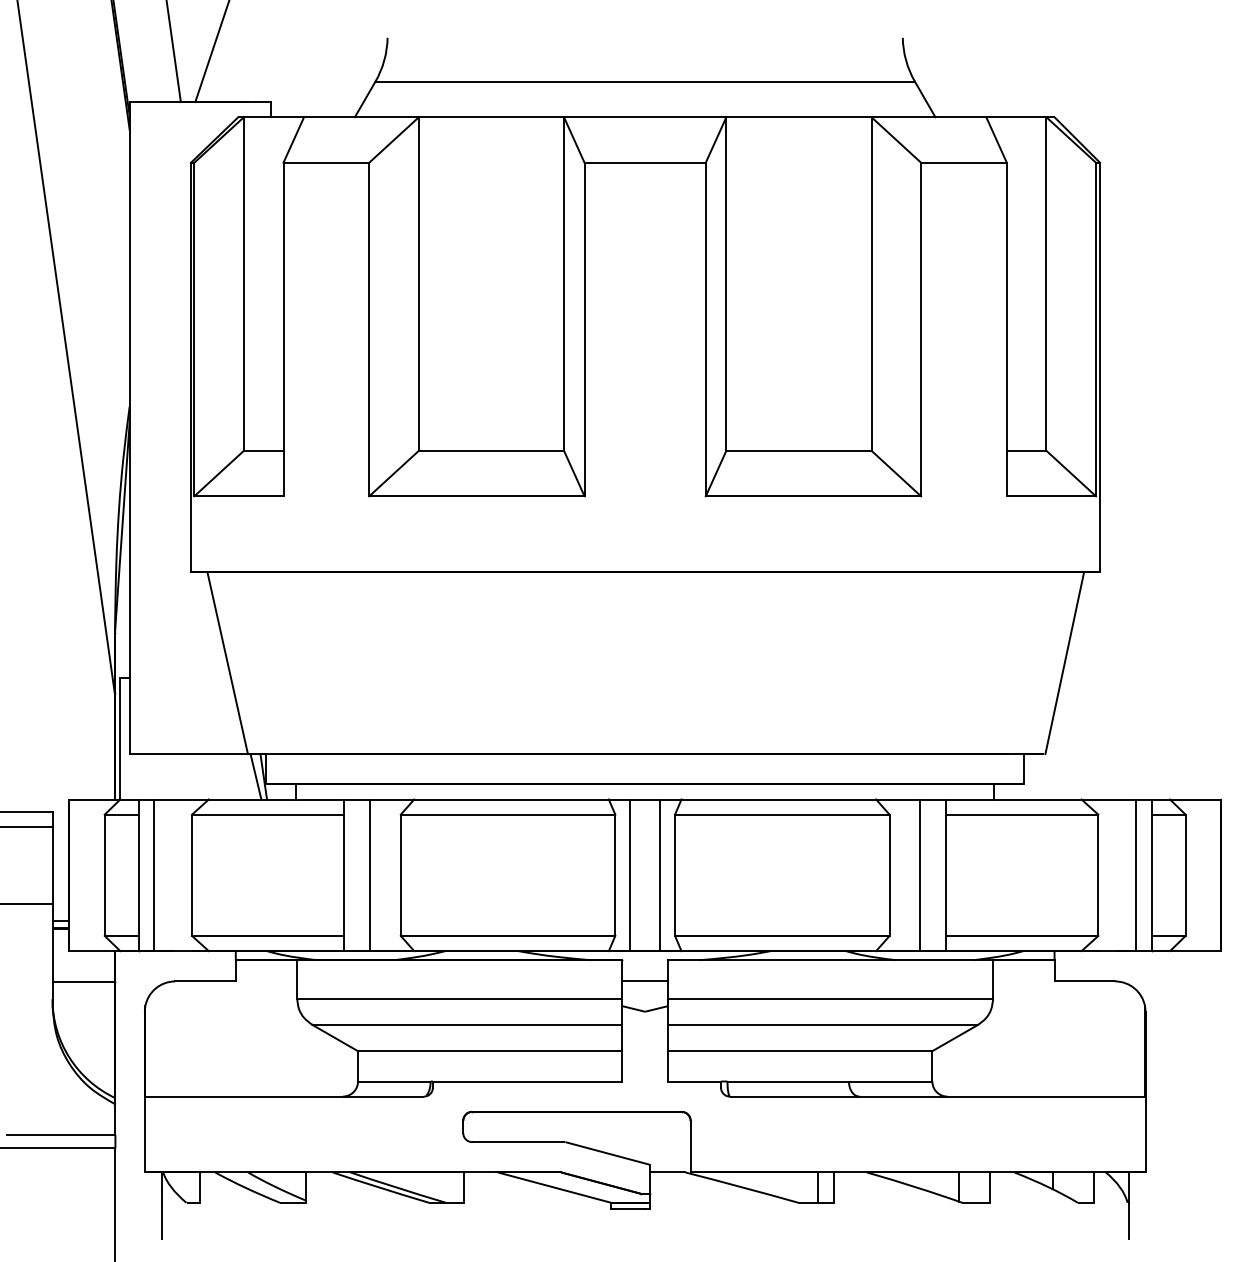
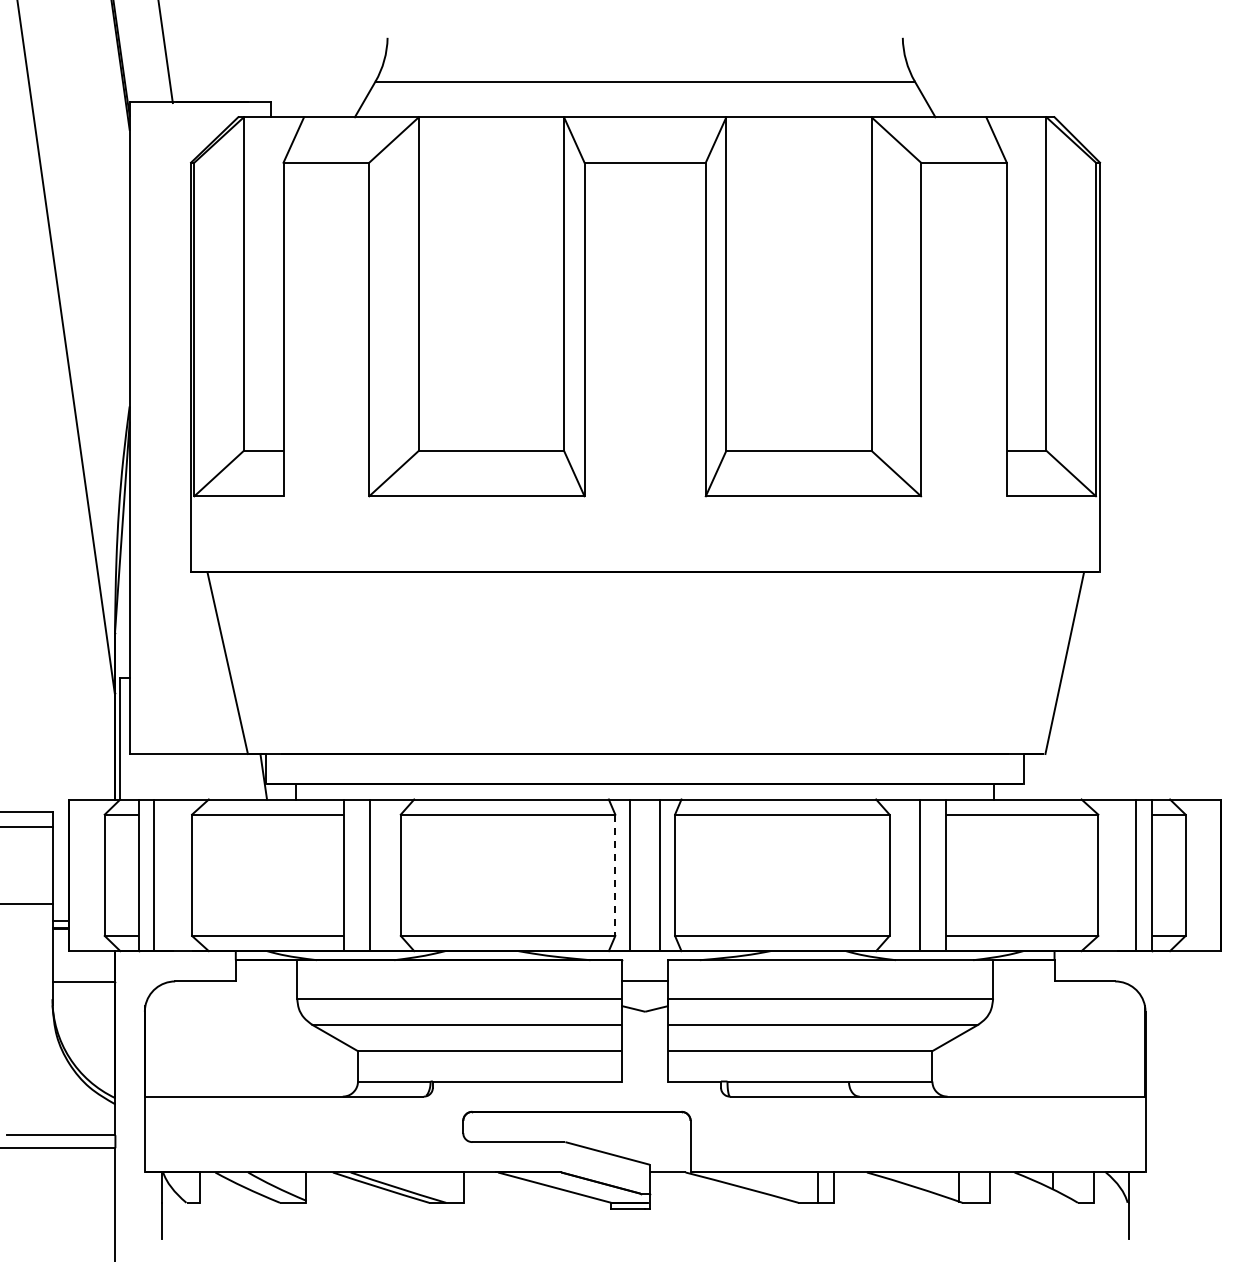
line position: (173, 52) -> (165, 52) (165, 52)
line: present -> none (211, 52)
line: present -> none (255, 776)
line: solid -> dashed (615, 875)
